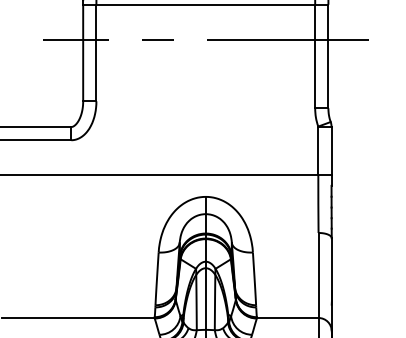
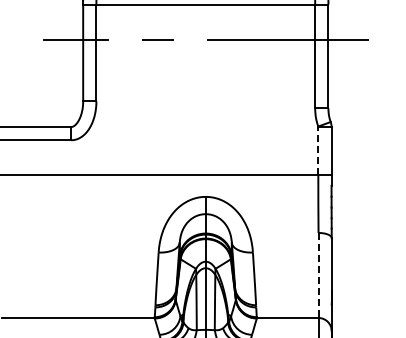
line: solid -> dashed (318, 150)
line: solid -> dashed (318, 275)
